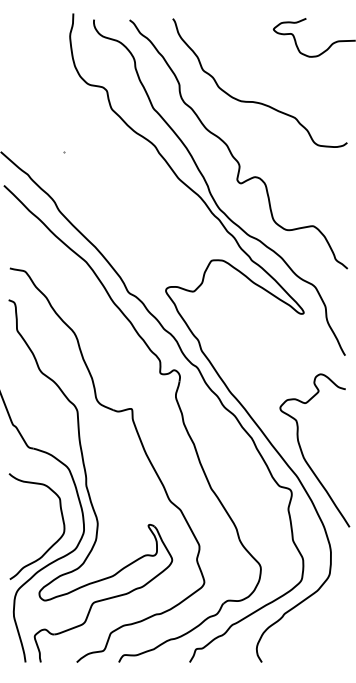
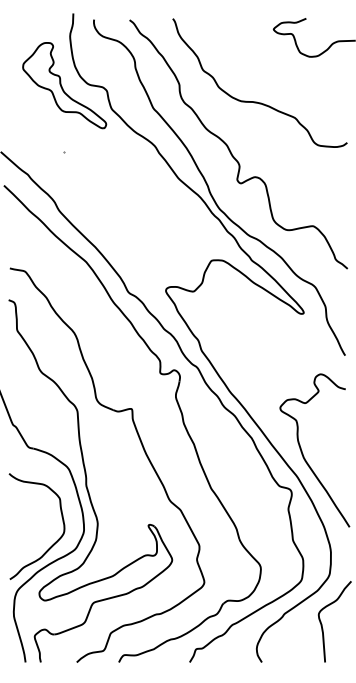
part: none -> present (64, 85)
curve: none -> present (322, 624)
